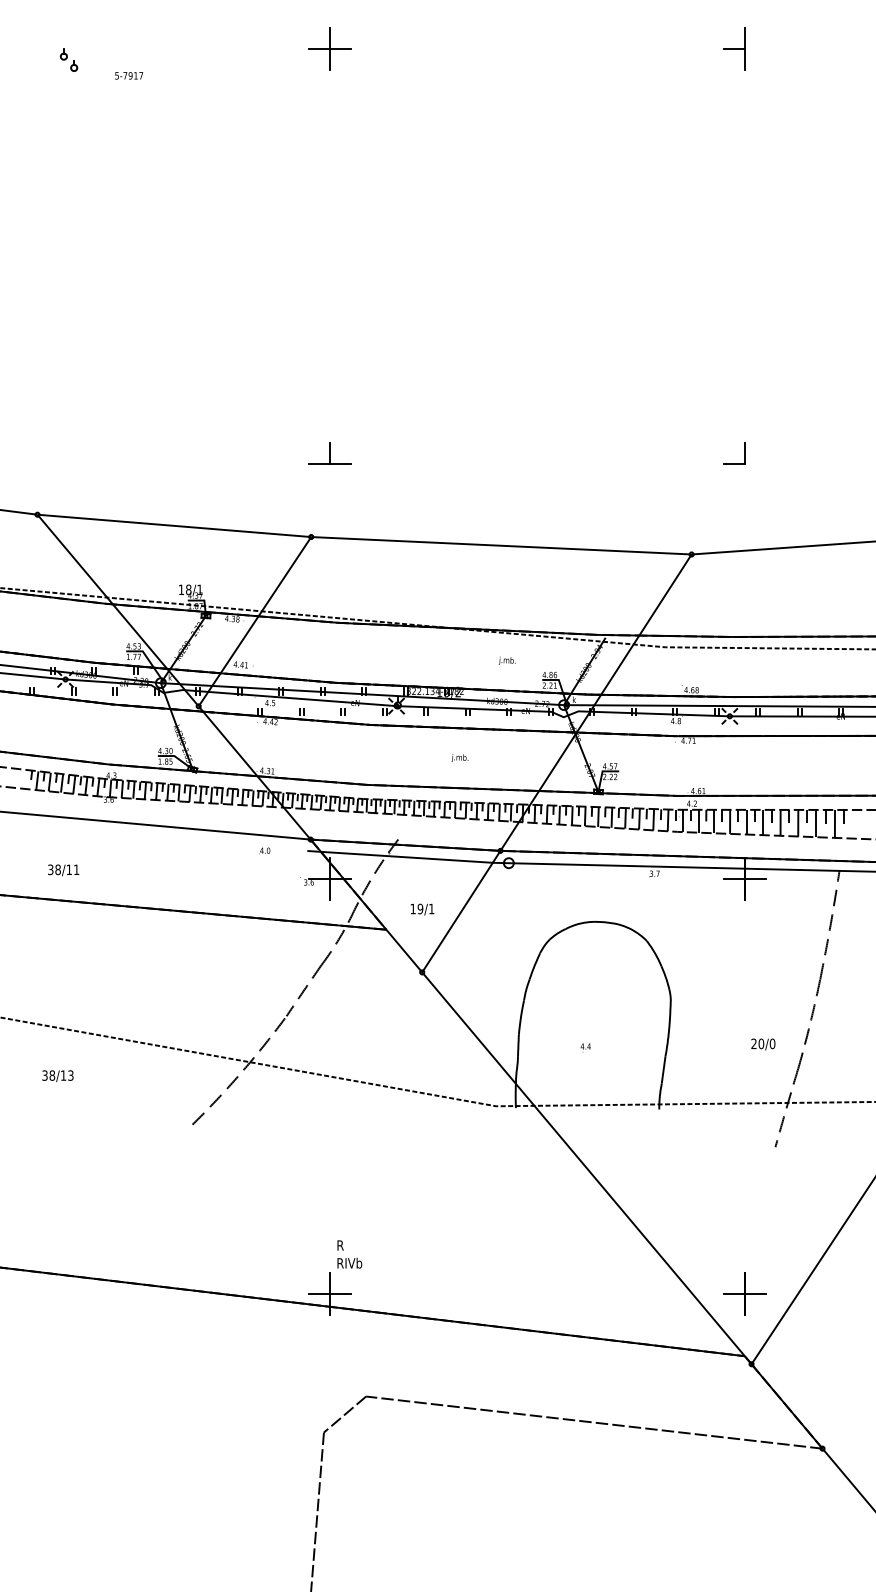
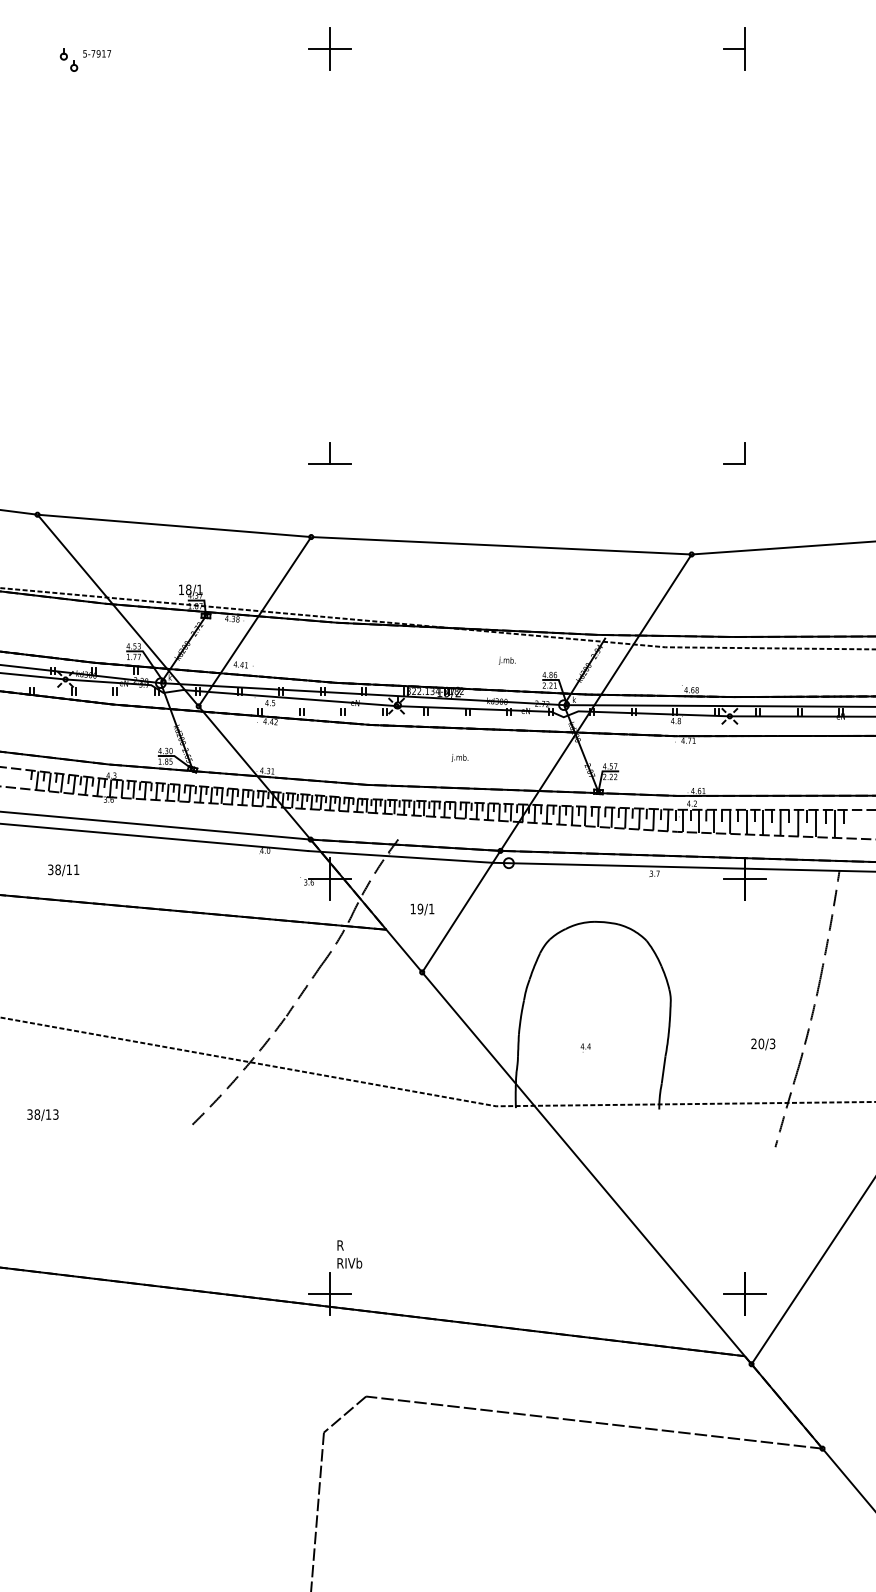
text position: (129, 75) -> (97, 53) (97, 53)
line: none -> present (155, 837)
text: 20/0 -> 20/3 (772, 1043)
text position: (57, 1076) -> (42, 1115) (42, 1115)
